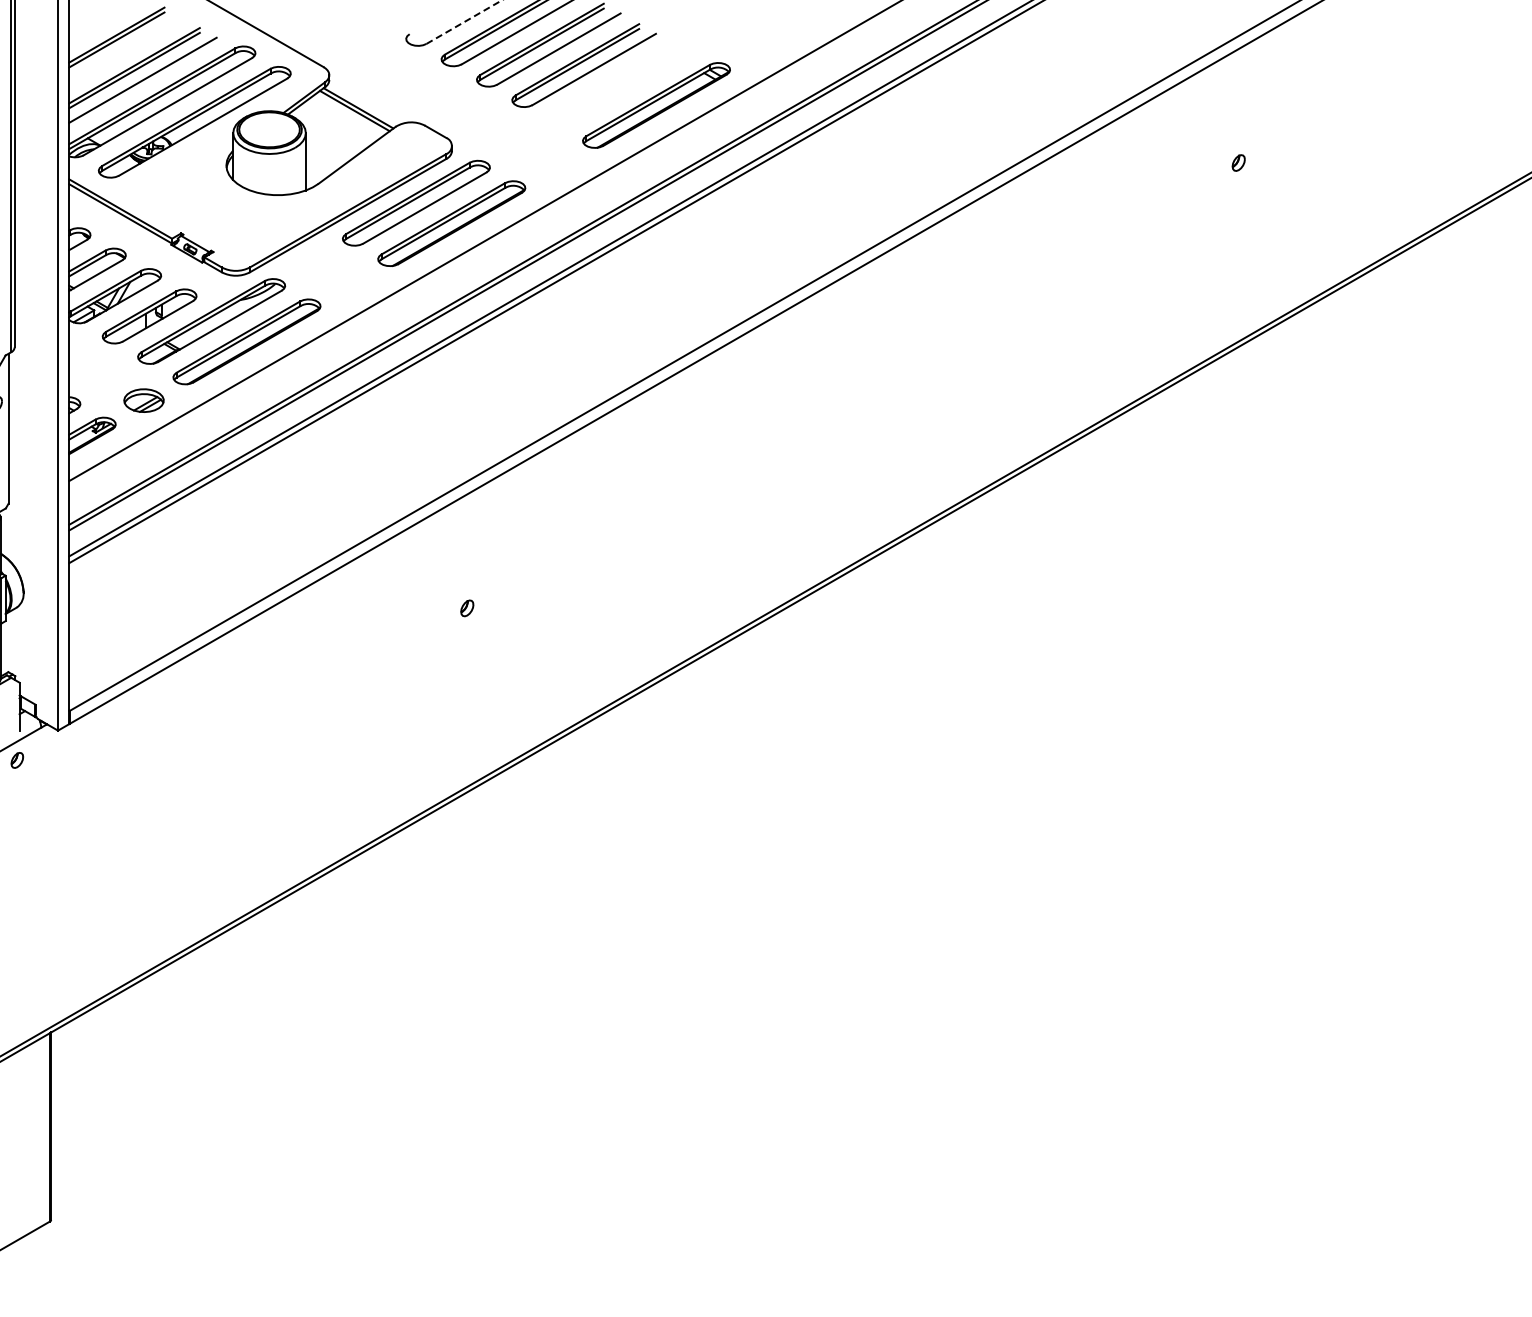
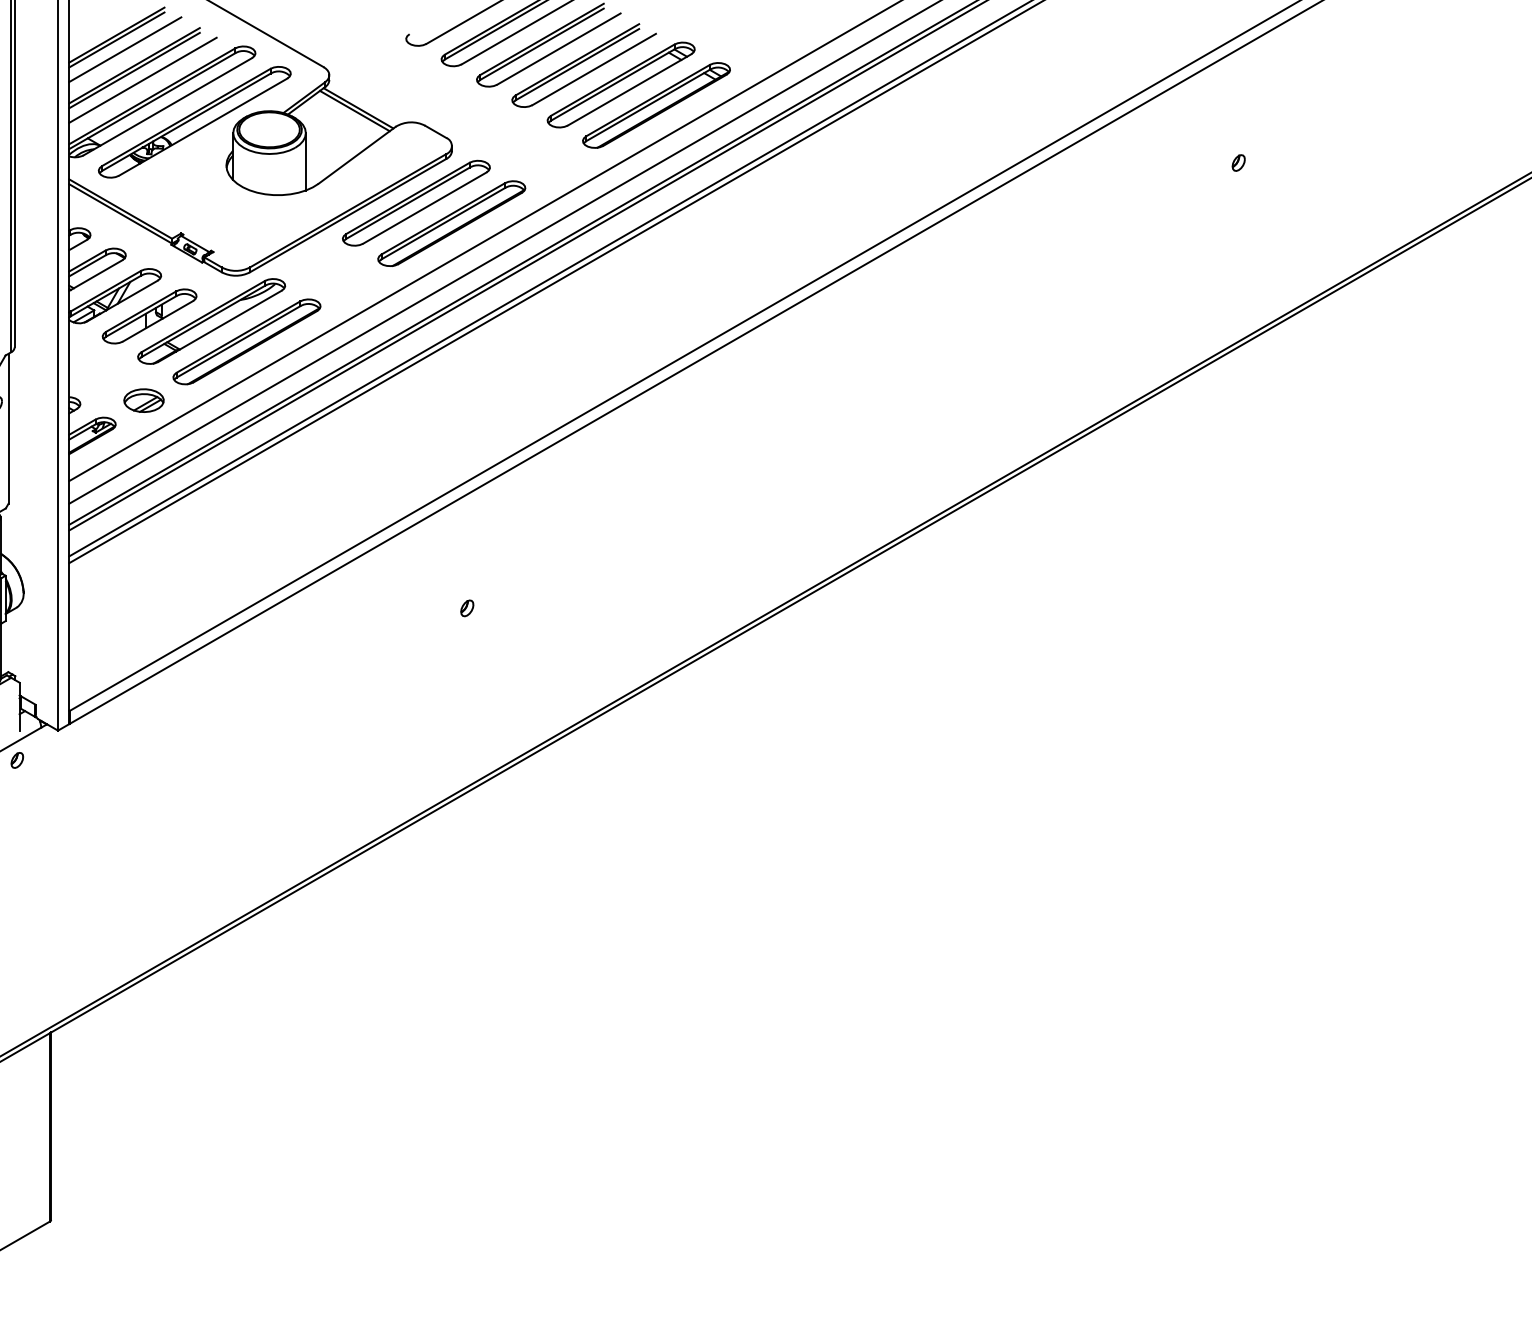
line: dashed -> solid (464, 22)
line: none -> present (125, 49)
part: none -> present (620, 84)
line: none -> present (503, 252)
